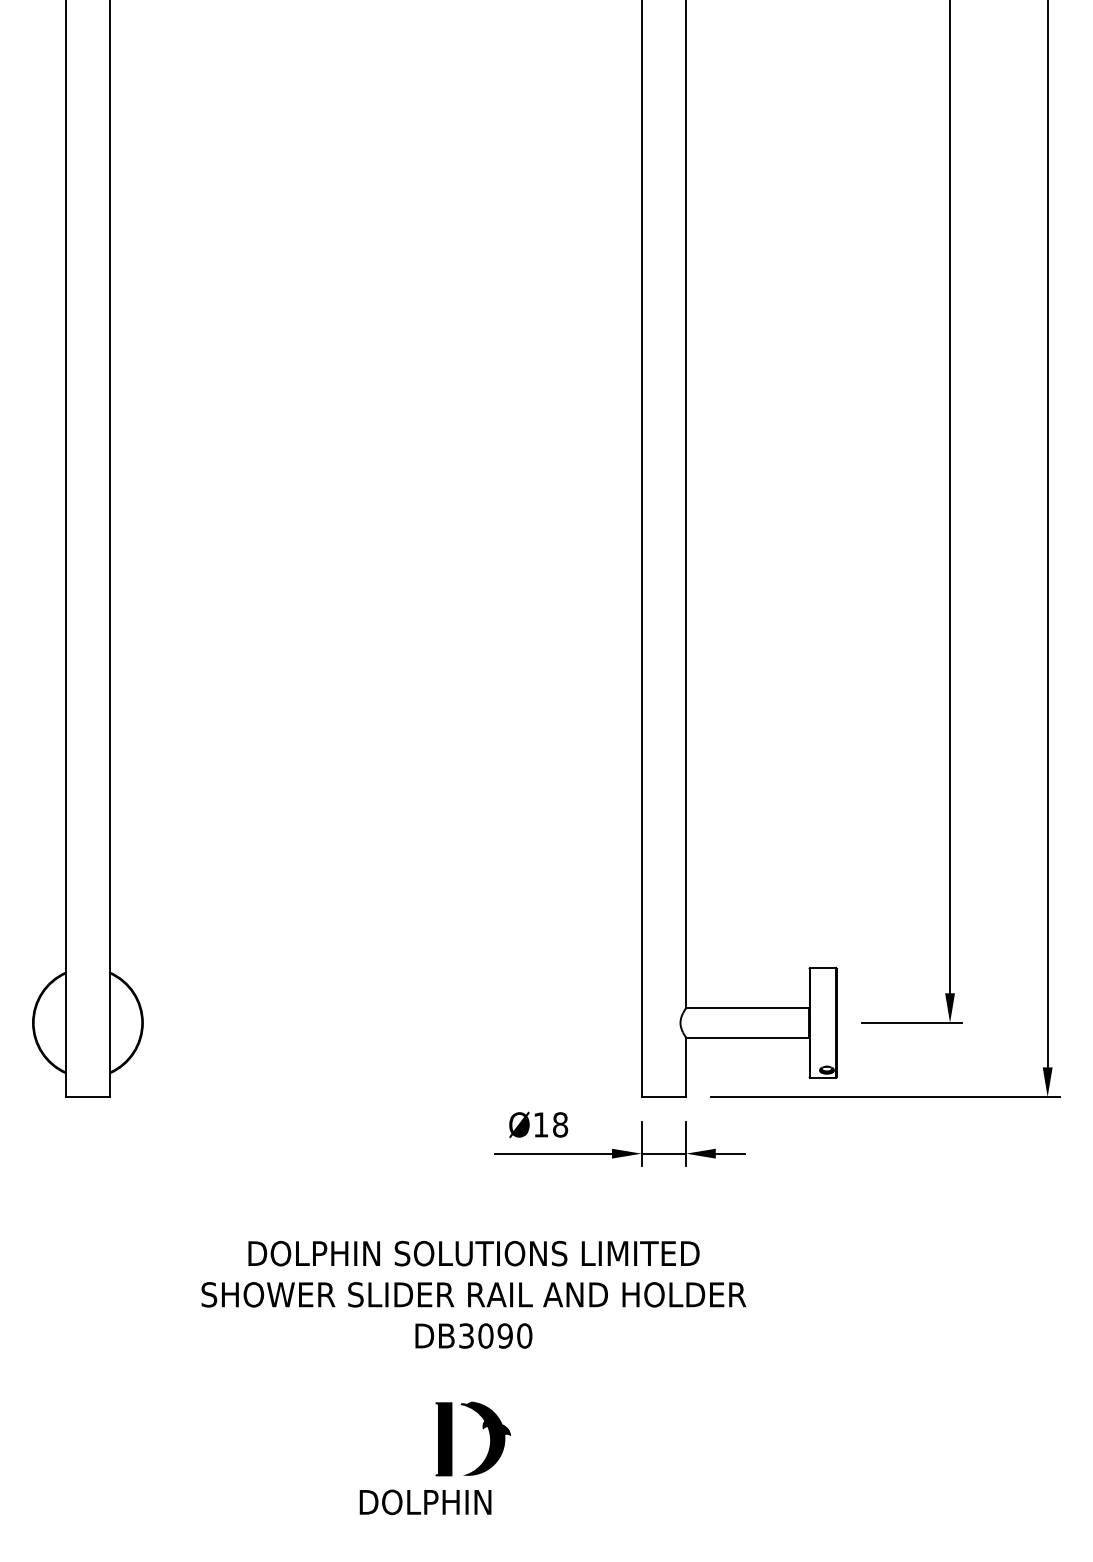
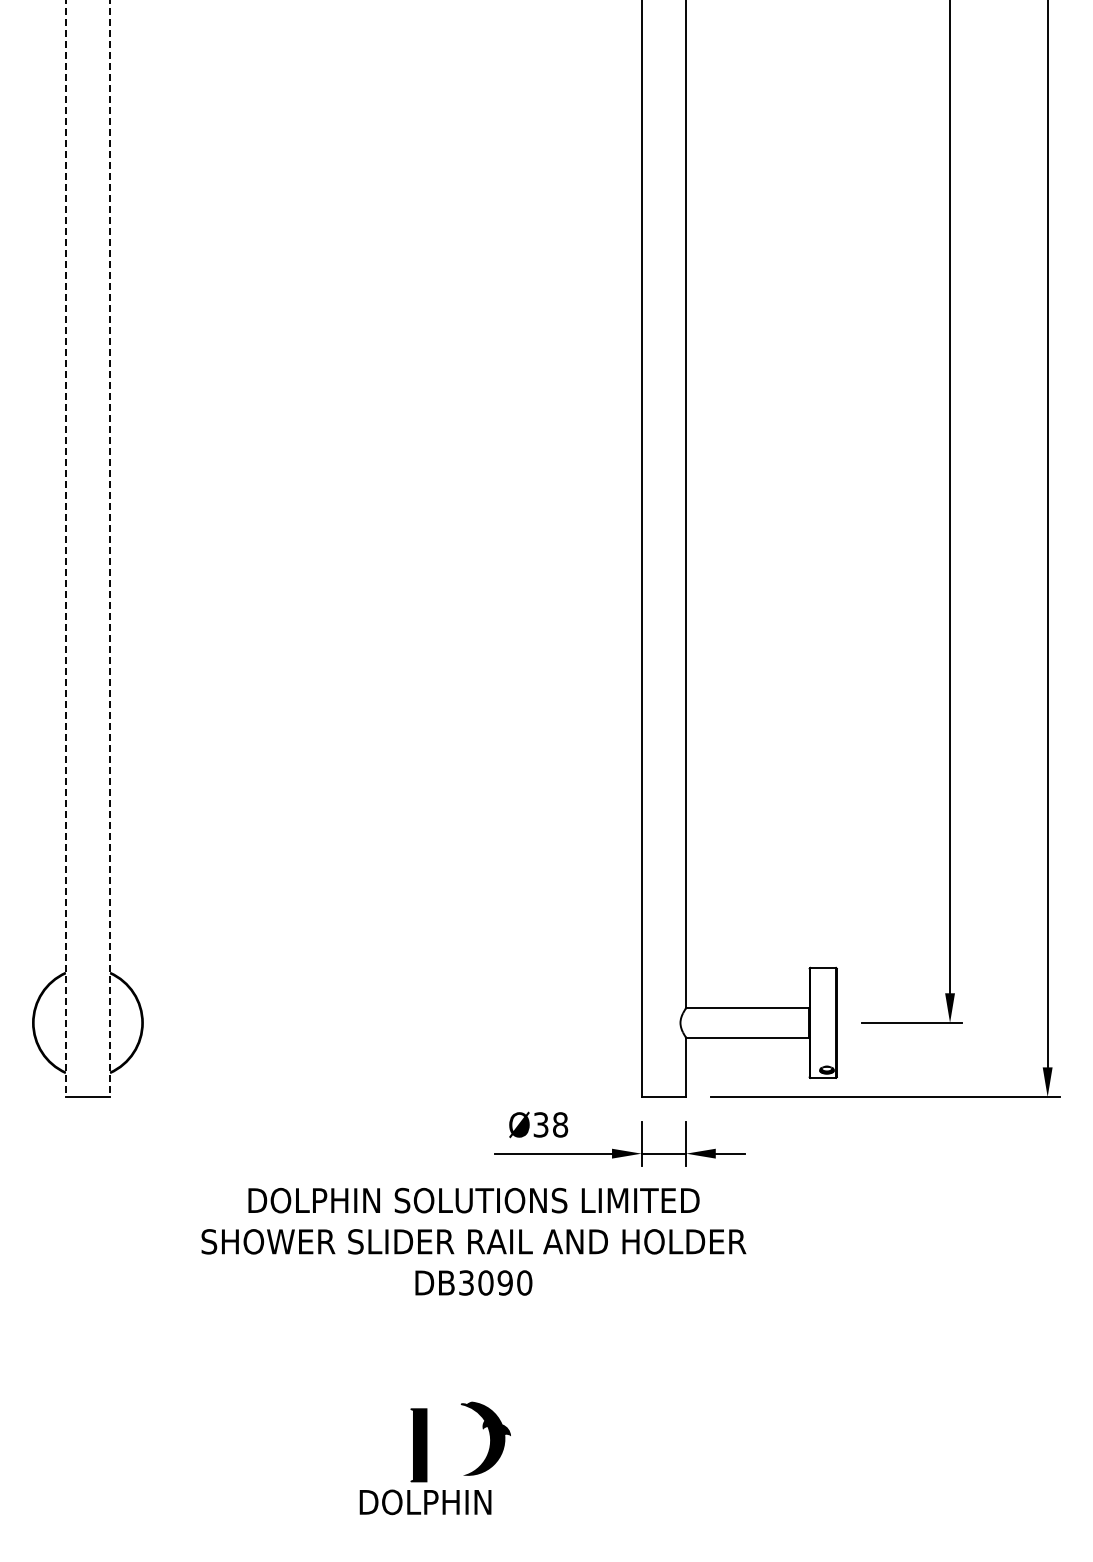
line: solid -> dashed (65, 549)
line: solid -> dashed (110, 549)
text: Ø18 -> Ø38 (540, 1124)
text position: (473, 1294) -> (473, 1241) (473, 1241)
part position: (443, 1439) -> (418, 1445) (418, 1445)
